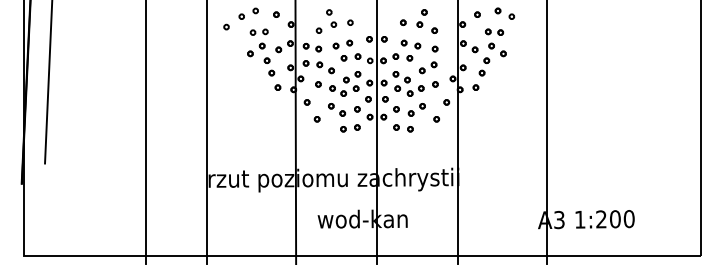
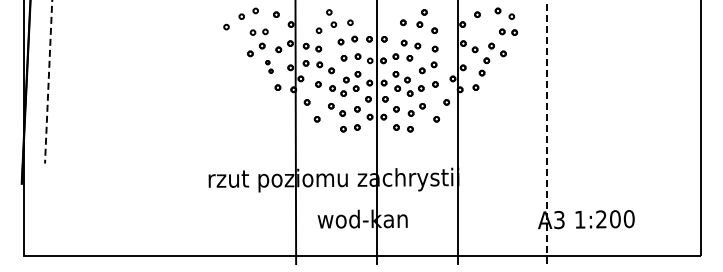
part position: (494, 31) -> (508, 31) (508, 31)
part position: (342, 44) -> (347, 40) (347, 40)
part size: 13x20 px -> 9x14 px (269, 66)
line: solid -> dashed (48, 82)
line: solid -> dashed (546, 131)
line: present -> none (145, 132)
line: present -> none (207, 132)
